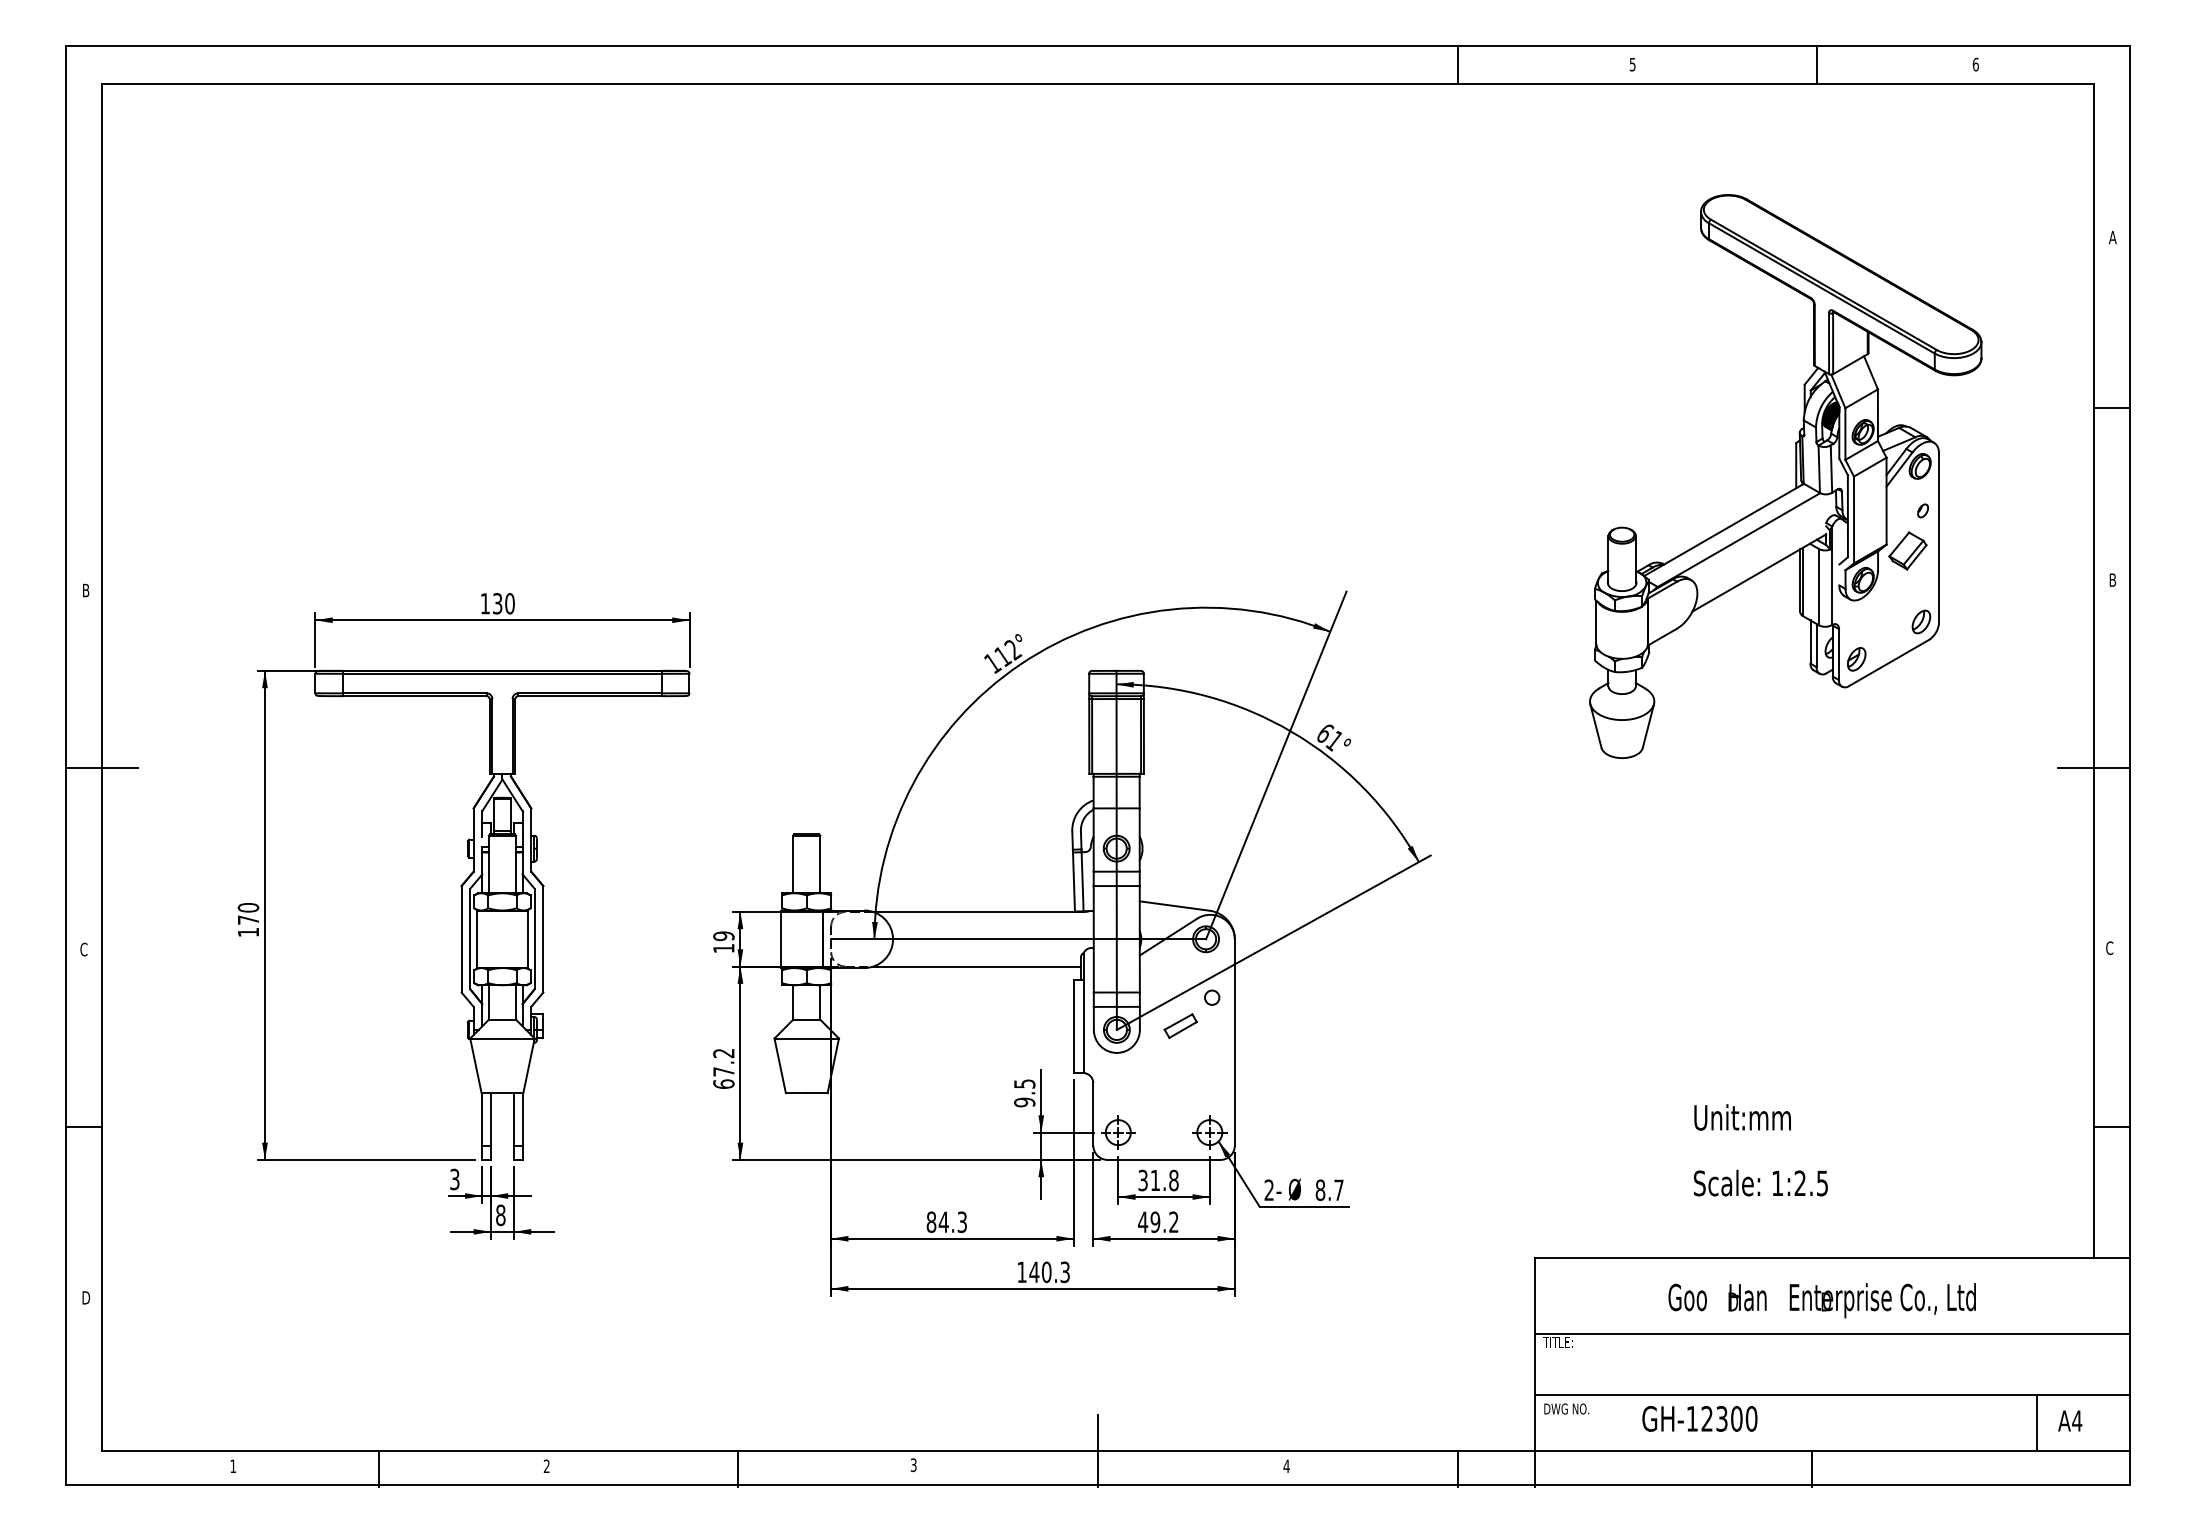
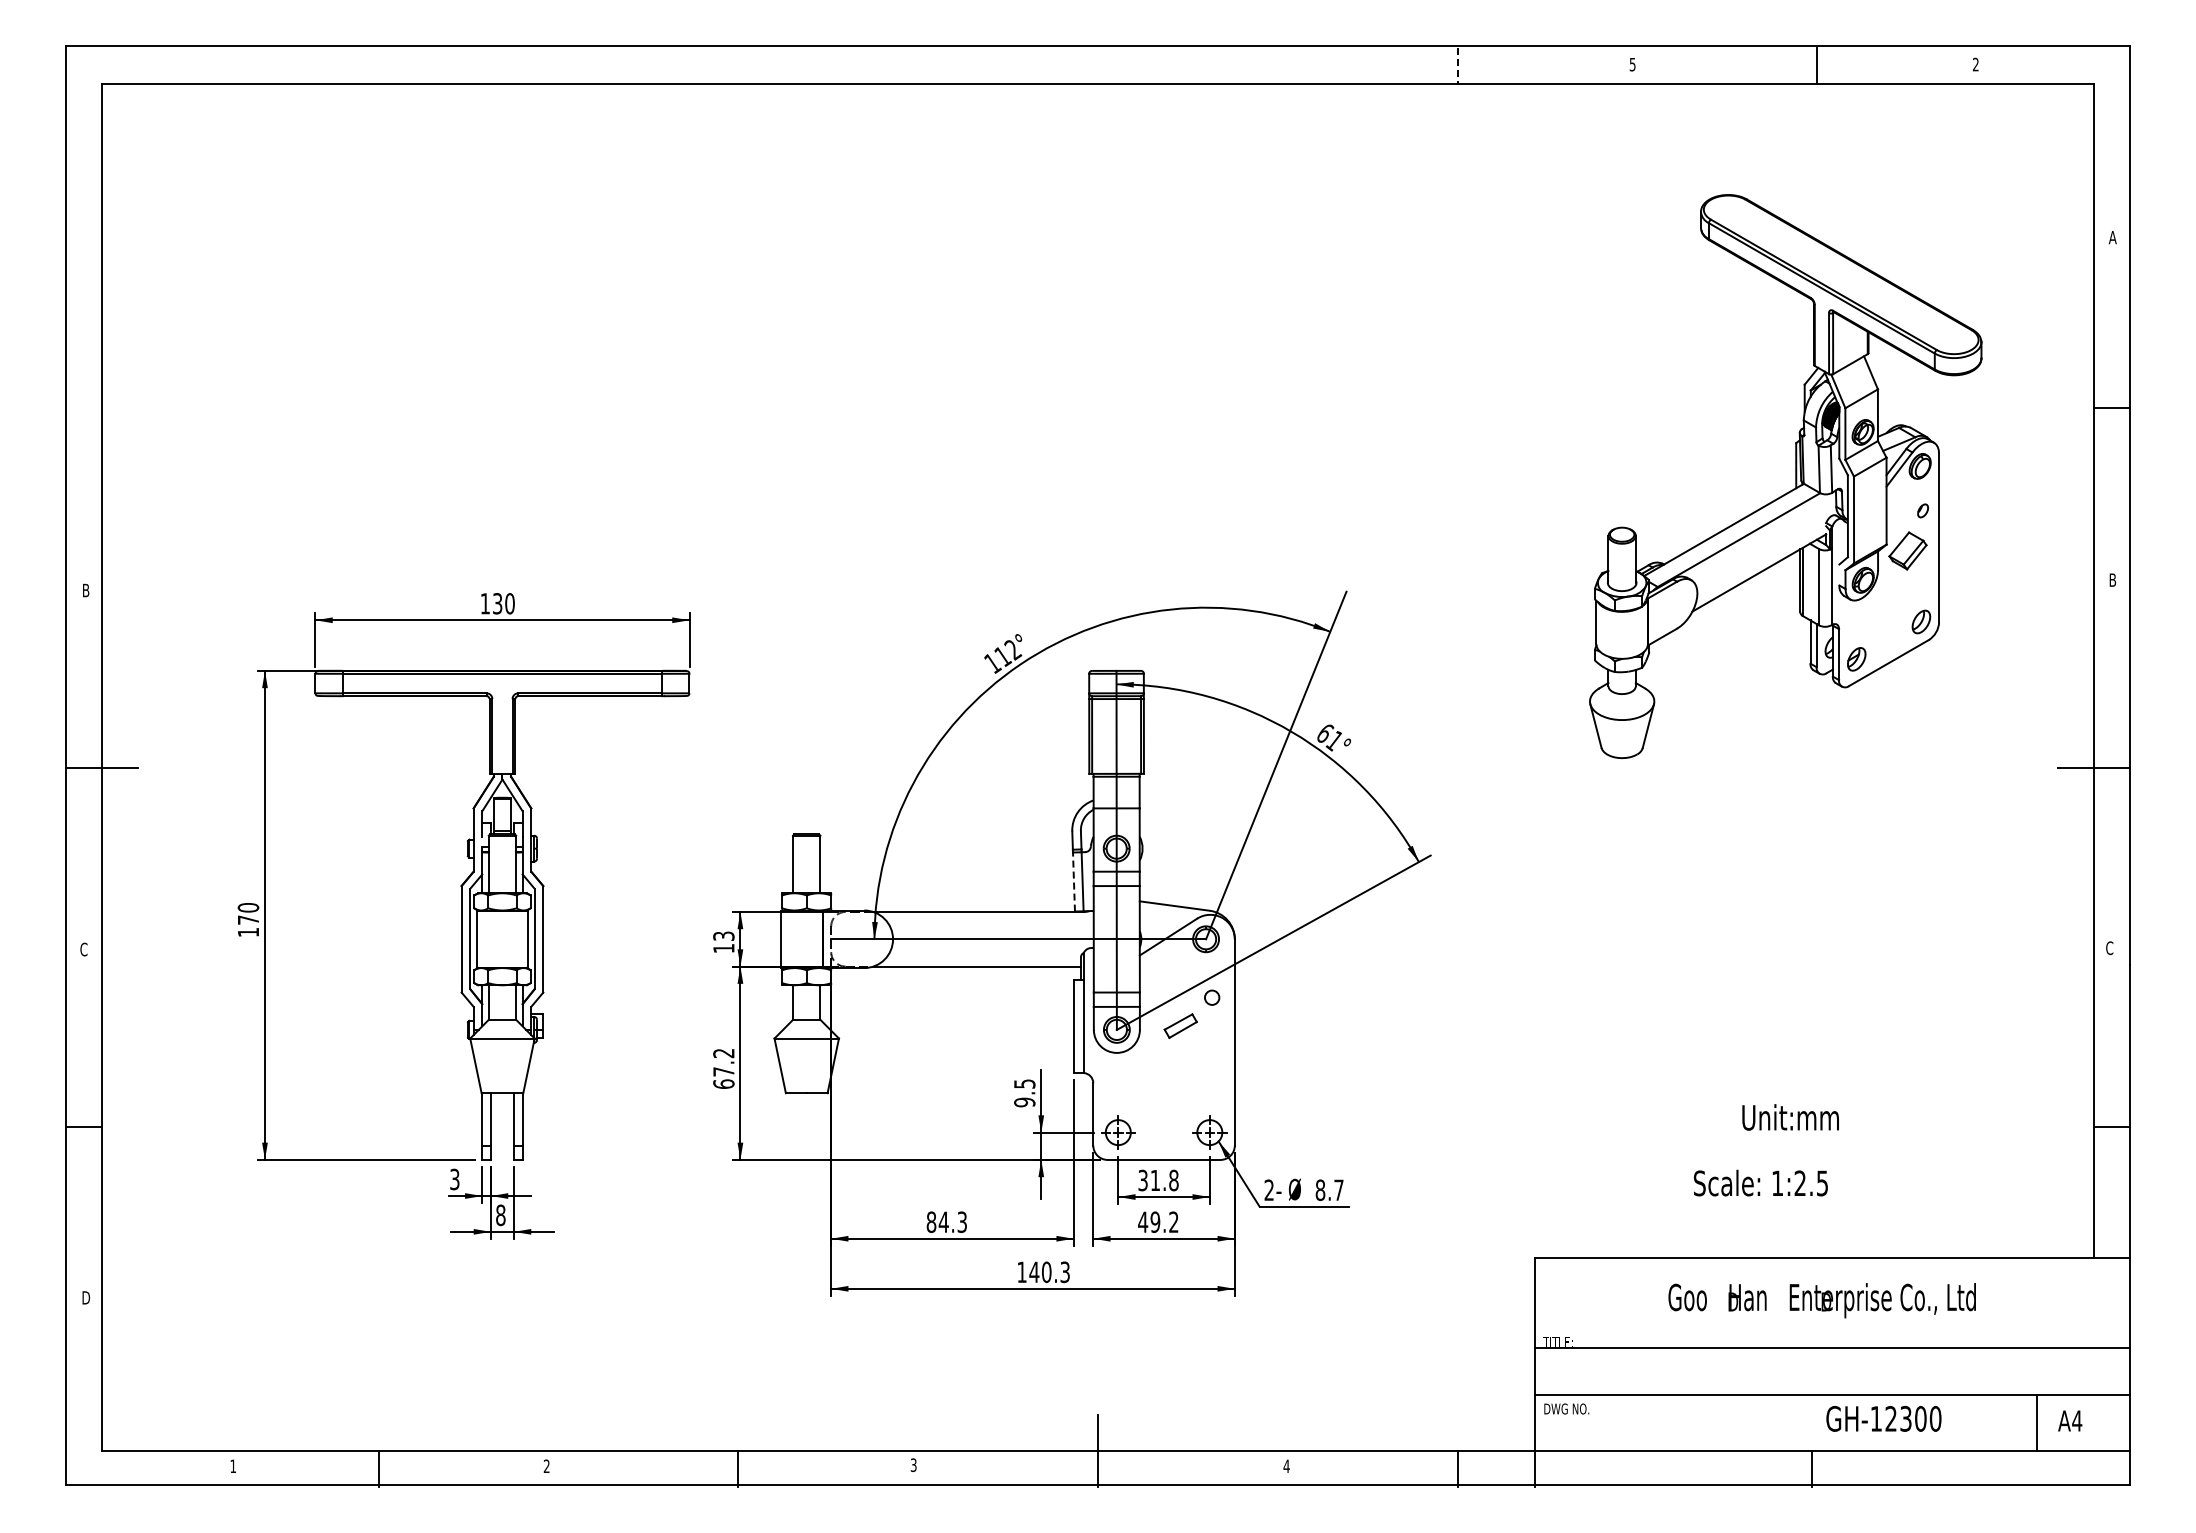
text: 6 -> 2 (1975, 64)
line: solid -> dashed (1457, 66)
line: solid -> dashed (1073, 881)
text: 19 -> 13 (723, 936)
text position: (1742, 1117) -> (1790, 1117) (1790, 1117)
line position: (1832, 1334) -> (1832, 1348) (1832, 1348)
text position: (1699, 1418) -> (1883, 1418) (1883, 1418)
